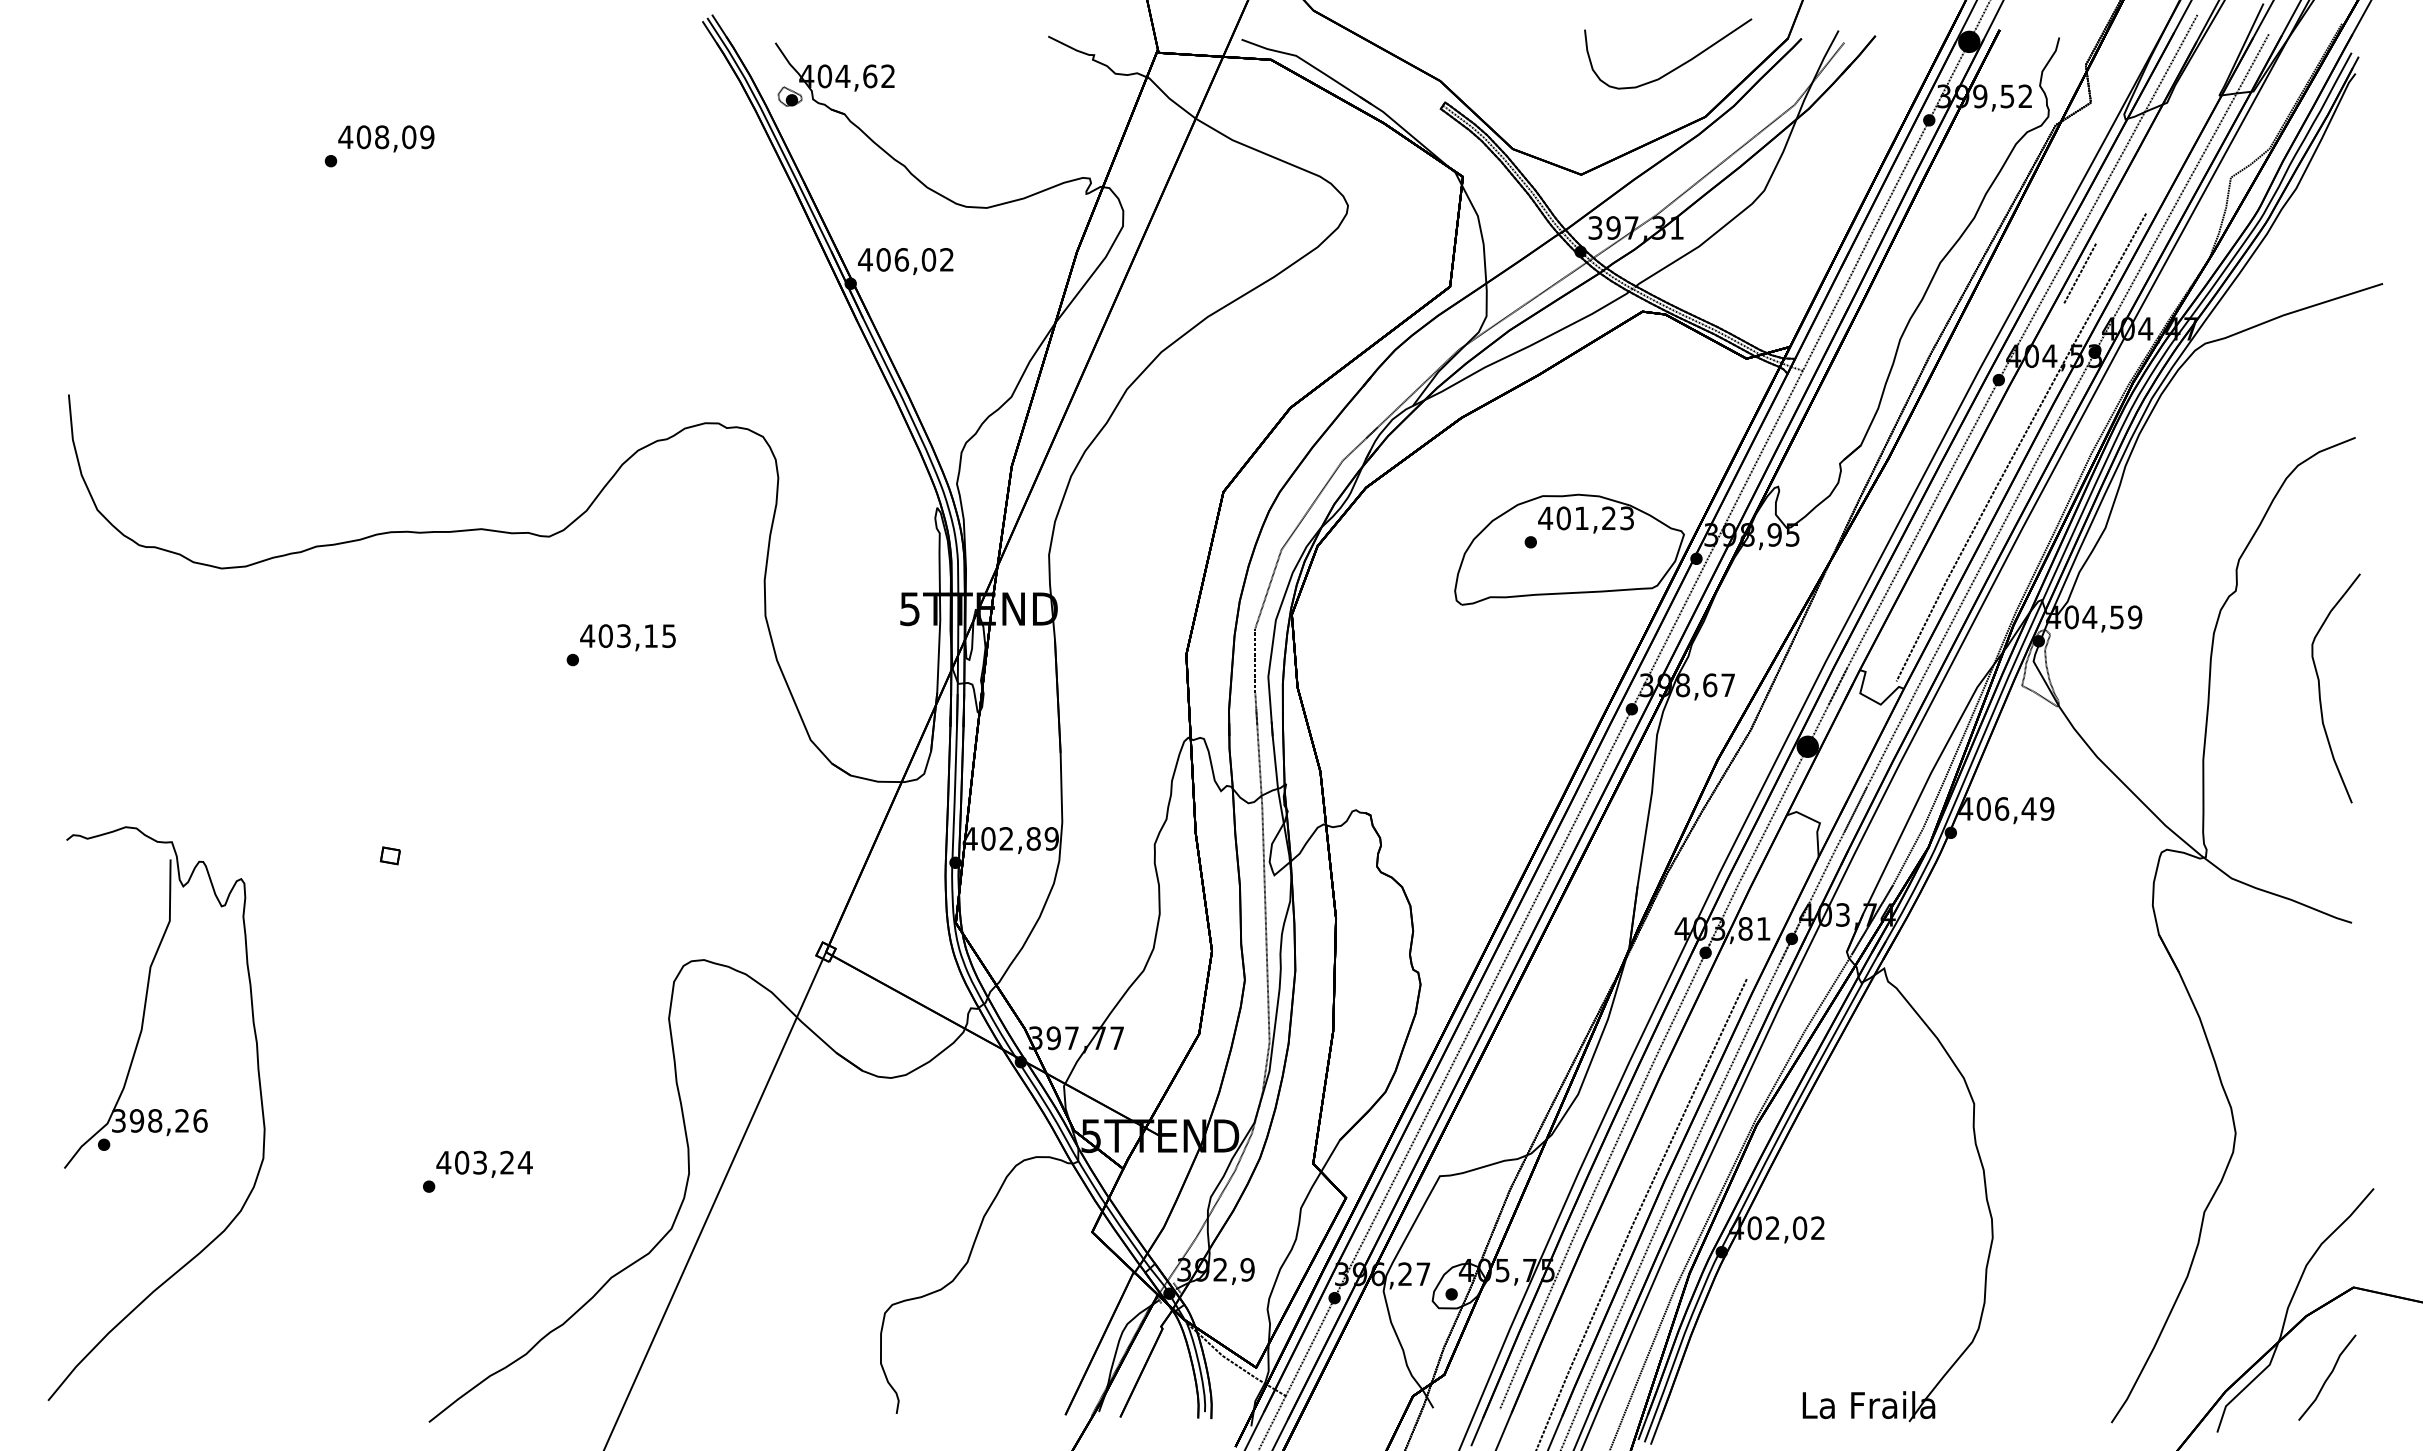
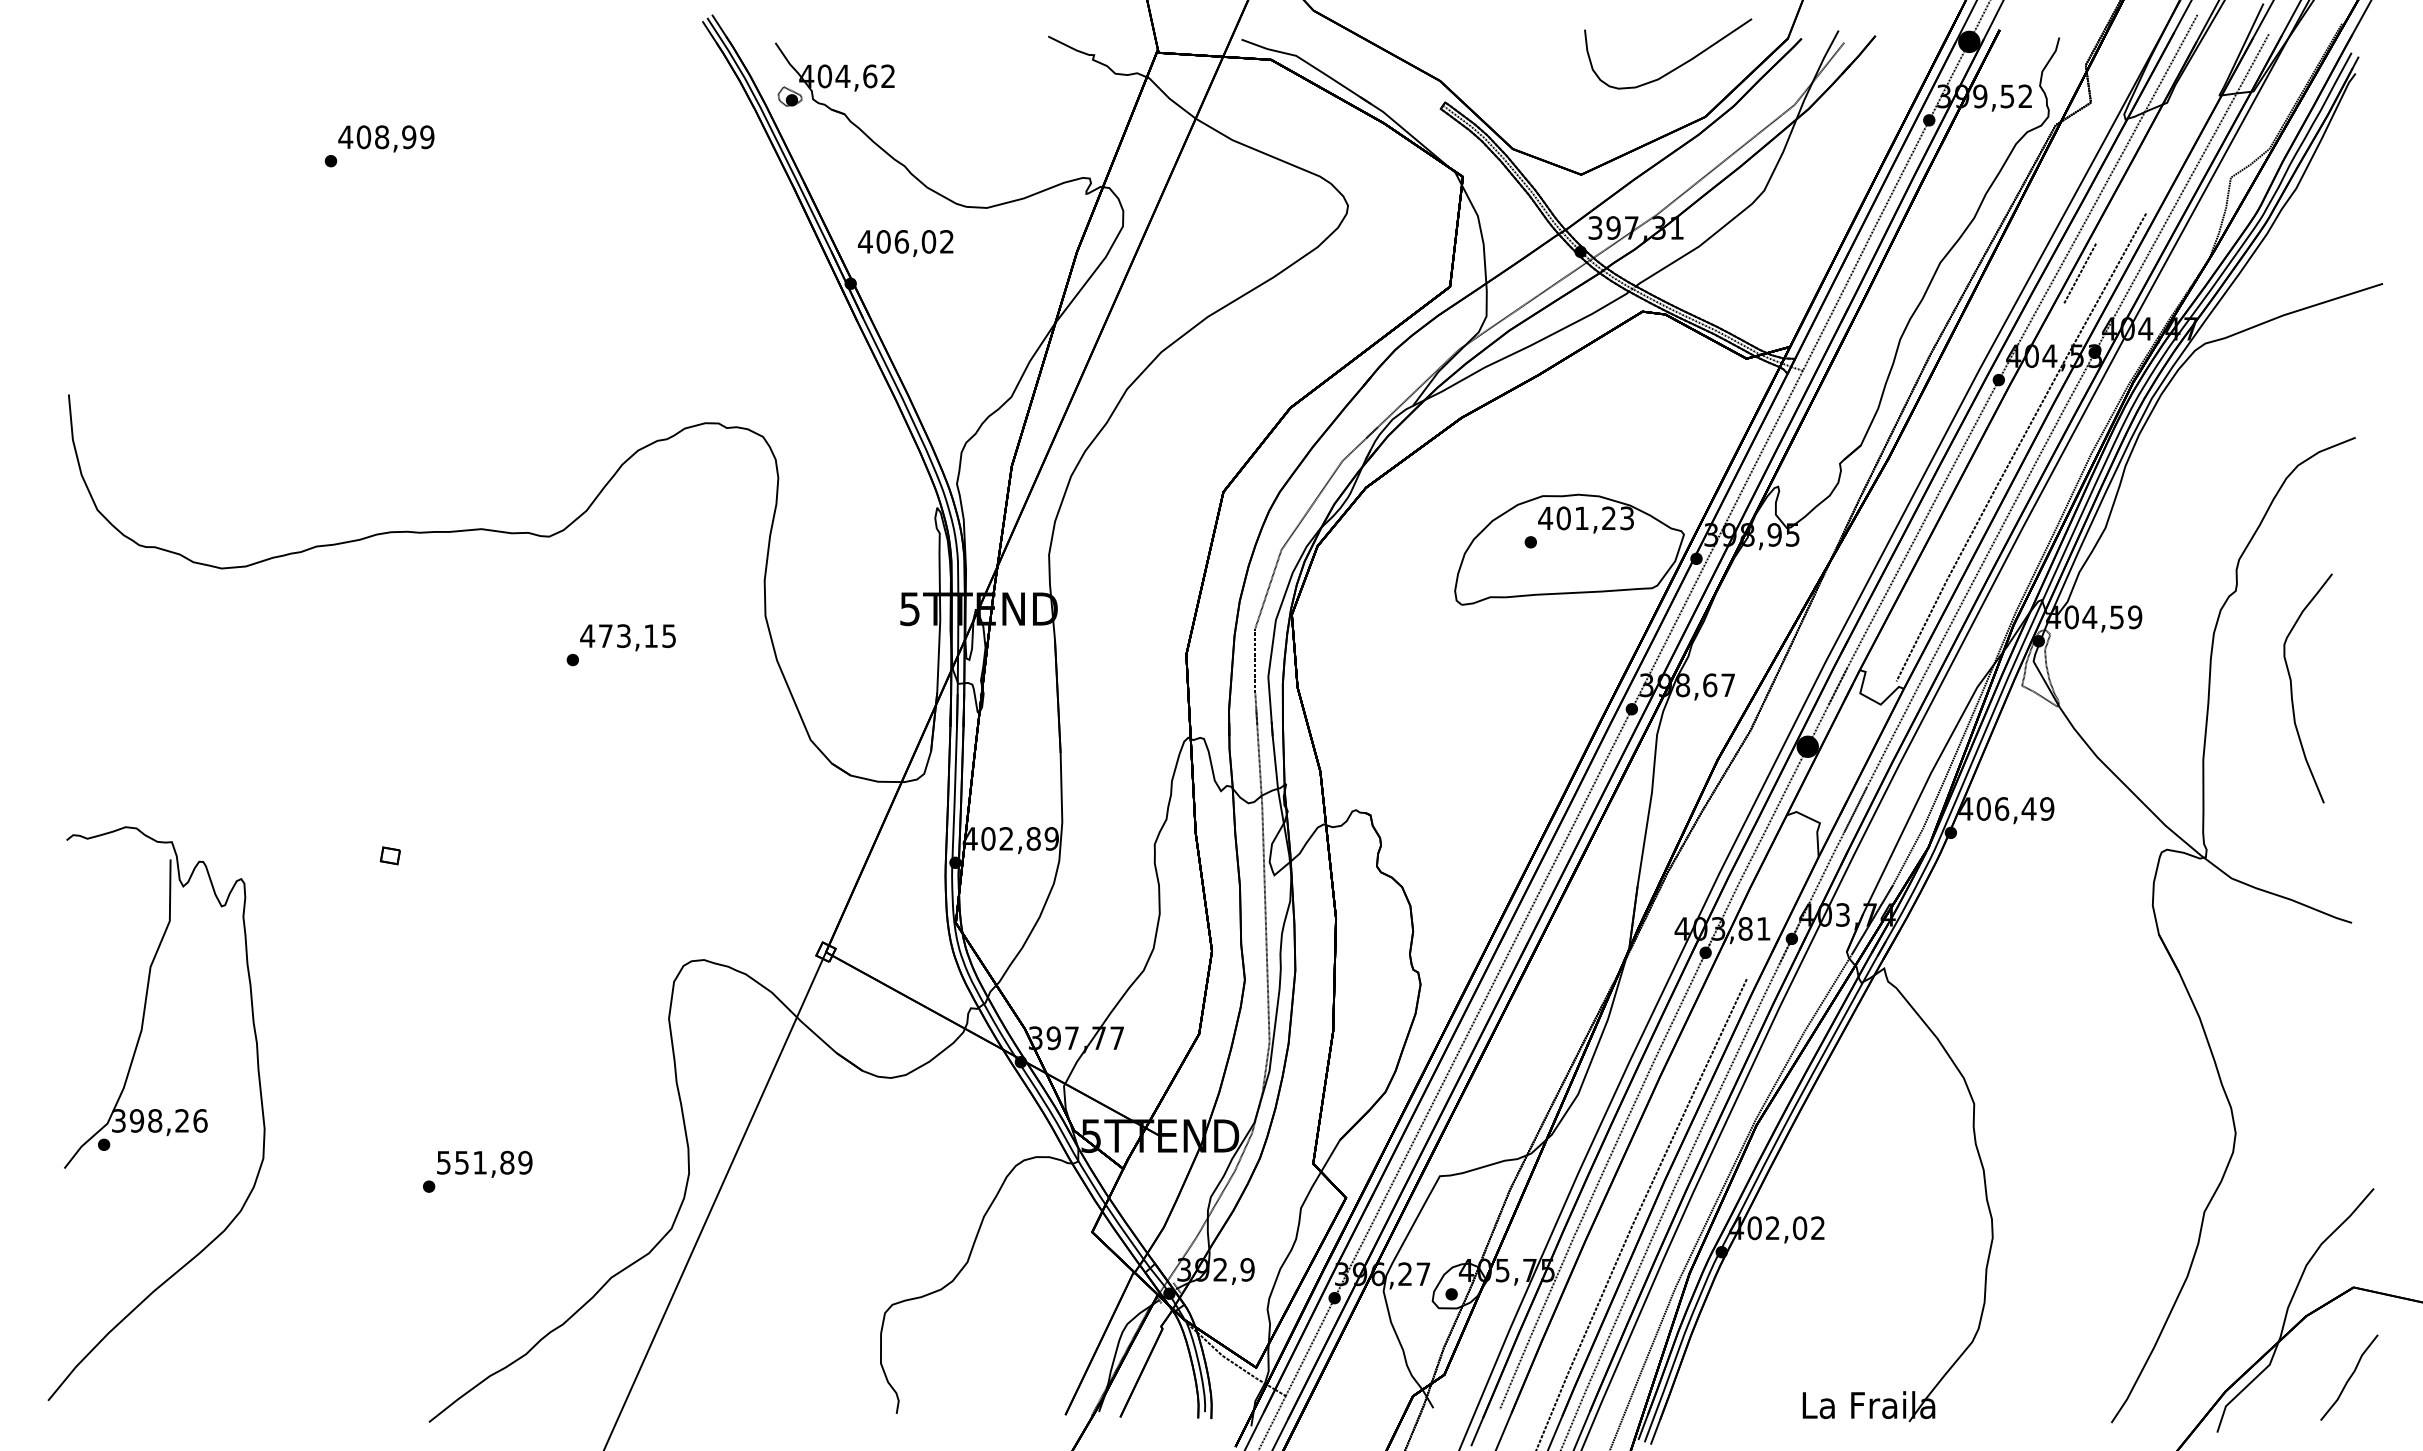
text: 408,09 -> 408,99 (409, 137)
text position: (905, 261) -> (905, 243) (905, 243)
text: 403,15 -> 473,15 (605, 635)
curve position: (2320, 688) -> (2292, 688) (2292, 688)
text: 403,24 -> 551,89 (484, 1162)
part position: (2327, 1377) -> (2349, 1377) (2349, 1377)
